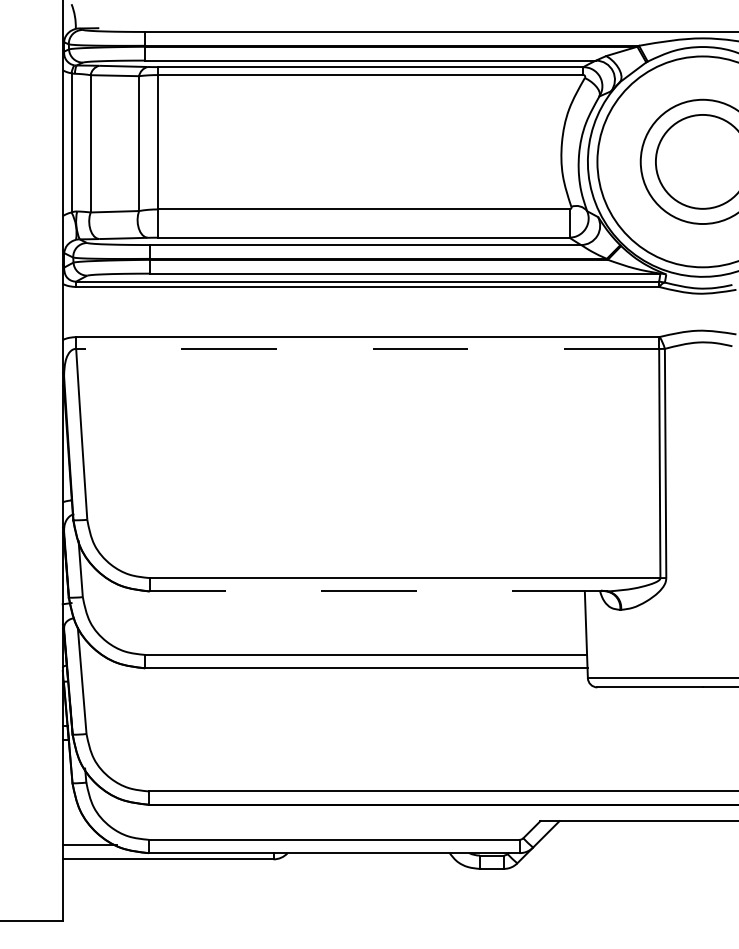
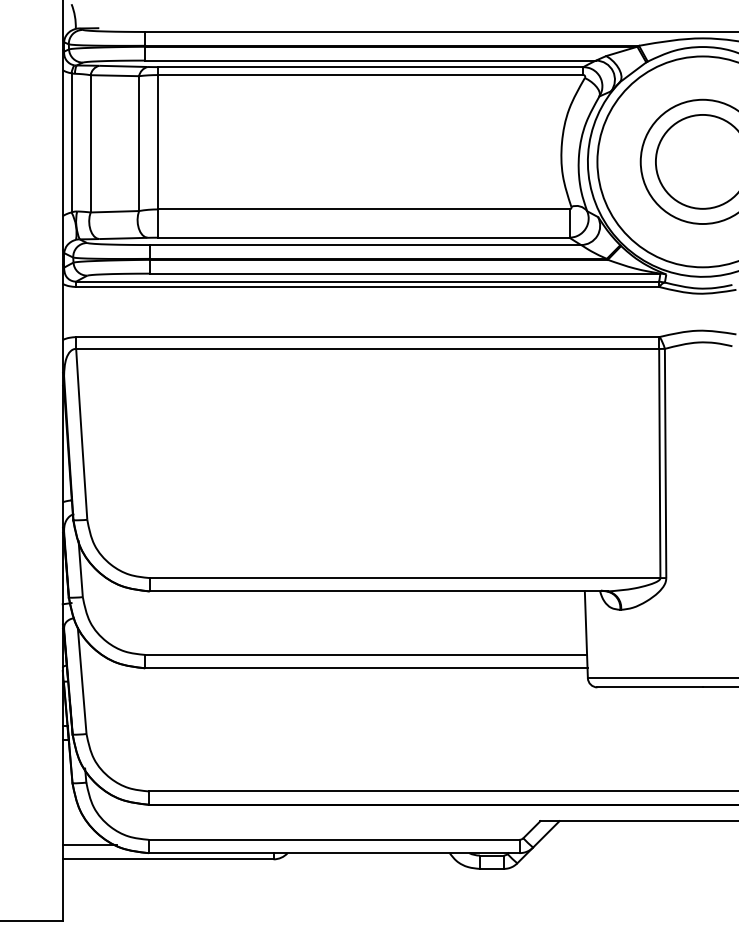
line: dashed -> solid (367, 348)
line: dashed -> solid (378, 591)
